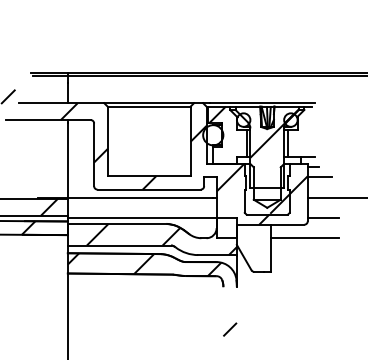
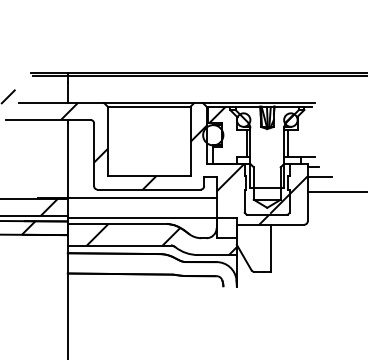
hatch: present -> none (274, 133)
line position: (335, 197) -> (335, 191) (335, 191)
line: present -> none (322, 217)
line: present -> none (304, 238)
hatch: present -> none (151, 294)
